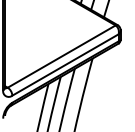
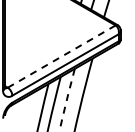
line: solid -> dashed (62, 56)
arc: solid -> dashed (66, 100)
